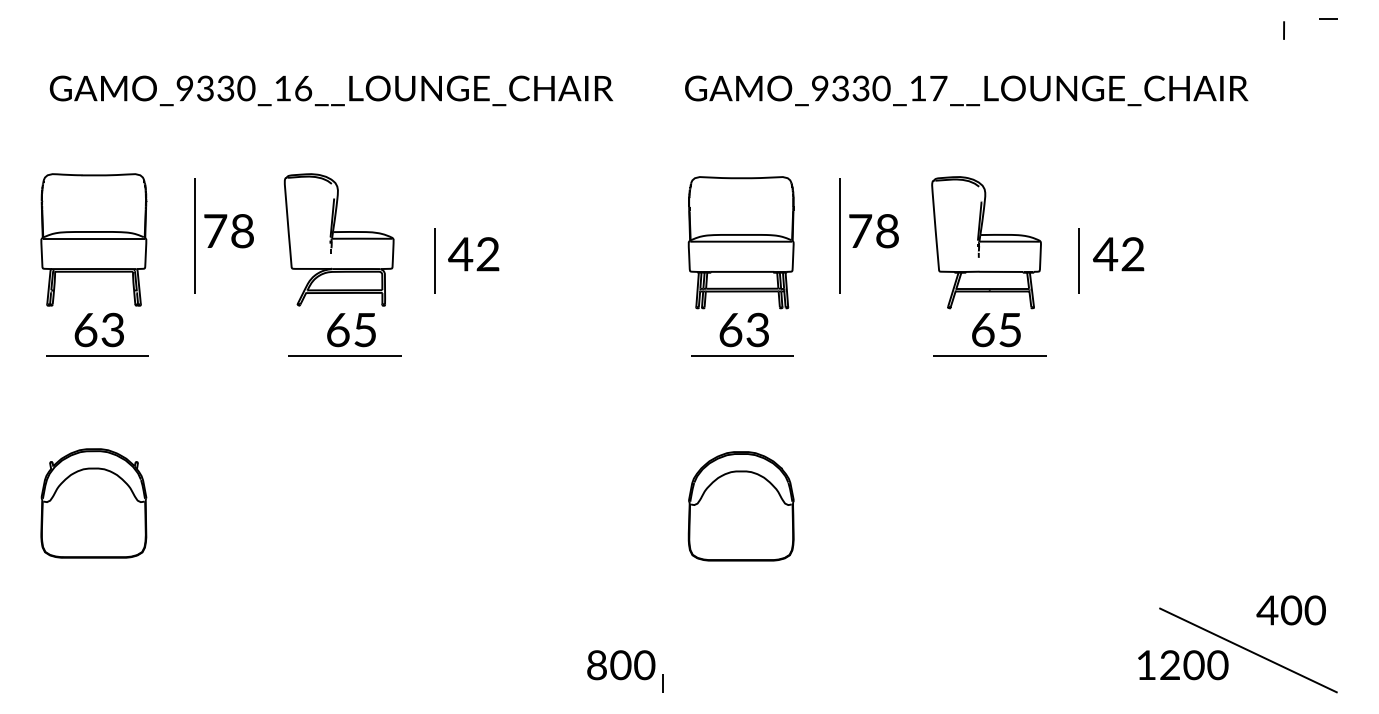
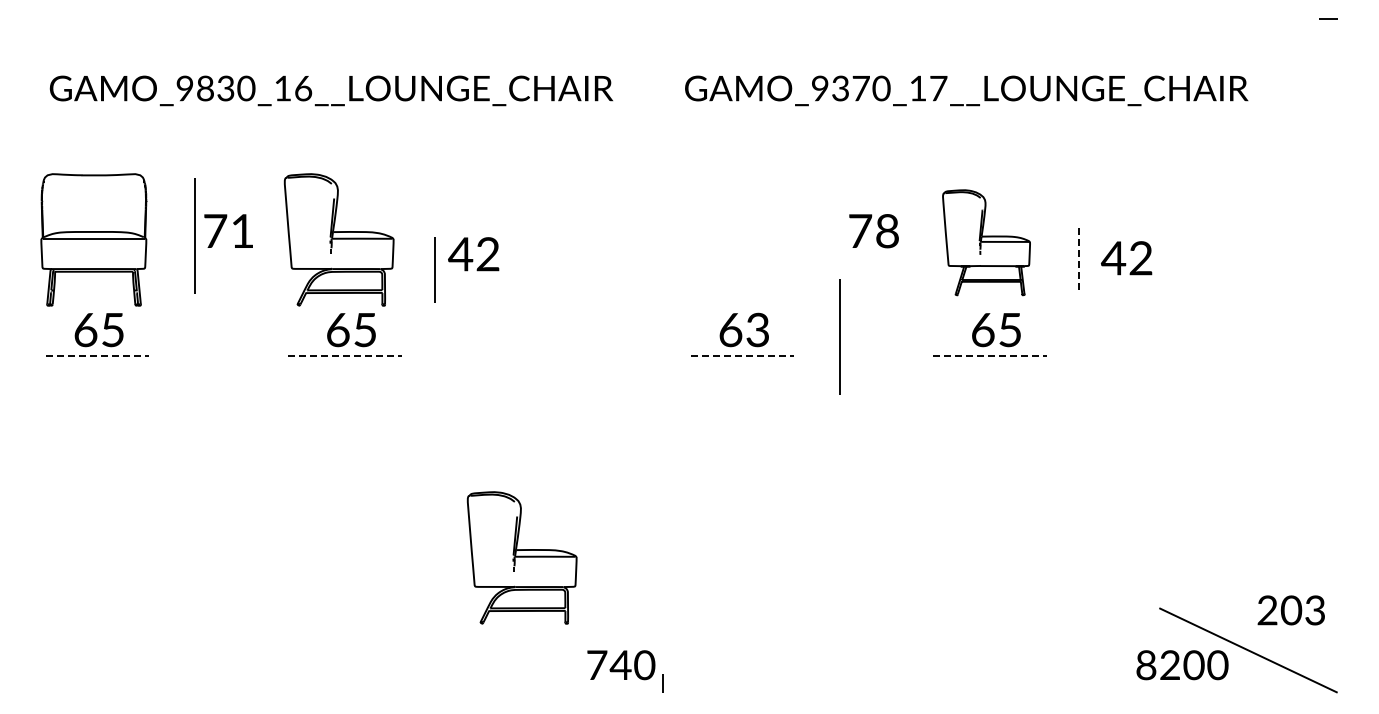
line: present -> none (1283, 30)
text: GAMO_9330_16__LOUNGE_CHAIR -> GAMO_9830_16__LOUNGE_CHAIR (205, 88)
text: GAMO_9330_17__LOUNGE_CHAIR -> GAMO_9370_17__LOUNGE_CHAIR (860, 88)
text: 78 -> 71 (242, 231)
line position: (839, 235) -> (839, 336) (839, 336)
part: present -> none (740, 242)
part size: 111x134 px -> 89x108 px (986, 242)
text position: (1118, 254) -> (1126, 258) (1126, 258)
line position: (434, 260) -> (434, 269) (434, 269)
line: solid -> dashed (1079, 261)
text: 63 -> 65 (112, 329)
line: solid -> dashed (98, 356)
line: solid -> dashed (345, 356)
line: solid -> dashed (743, 356)
line: solid -> dashed (990, 356)
part: present -> none (93, 503)
part: present -> none (740, 506)
part: none -> present (521, 557)
text: 400 -> 203 (1290, 610)
text: 800 -> 740 (609, 665)
text: 1200 -> 8200 (1146, 665)
